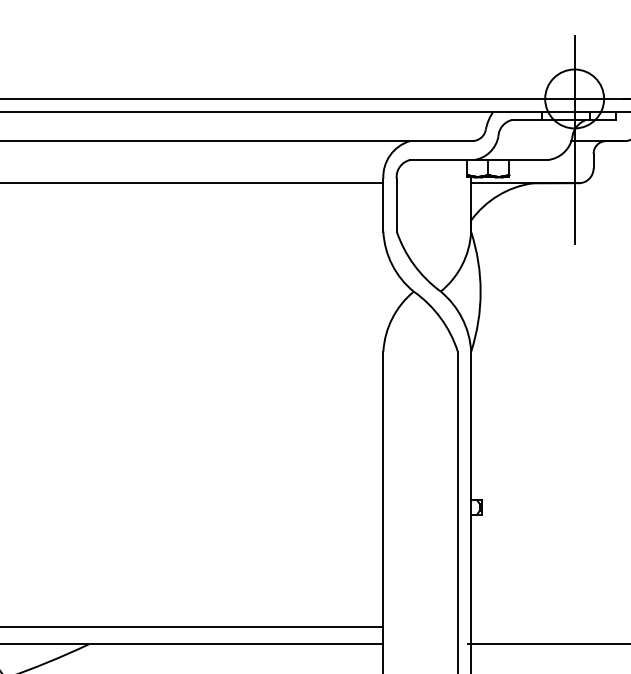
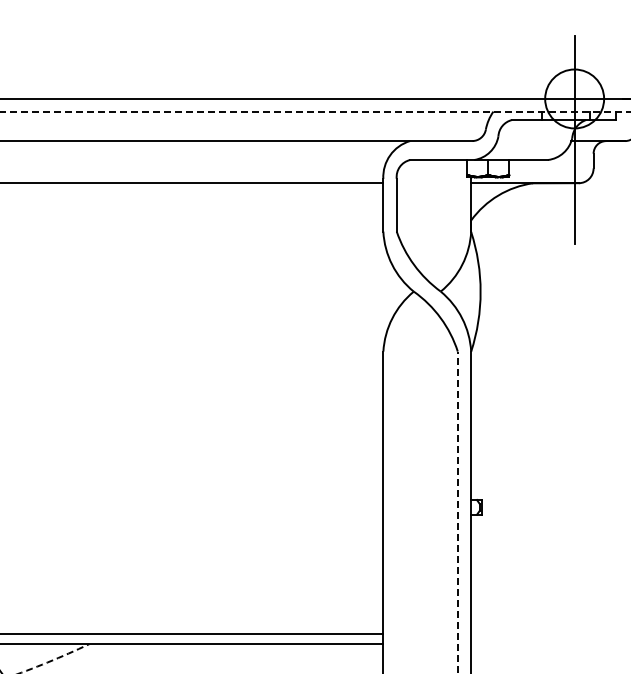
line: solid -> dashed (315, 111)
line: solid -> dashed (457, 512)
line position: (192, 627) -> (192, 634) (192, 634)
line: present -> none (547, 644)
arc: solid -> dashed (54, 659)
